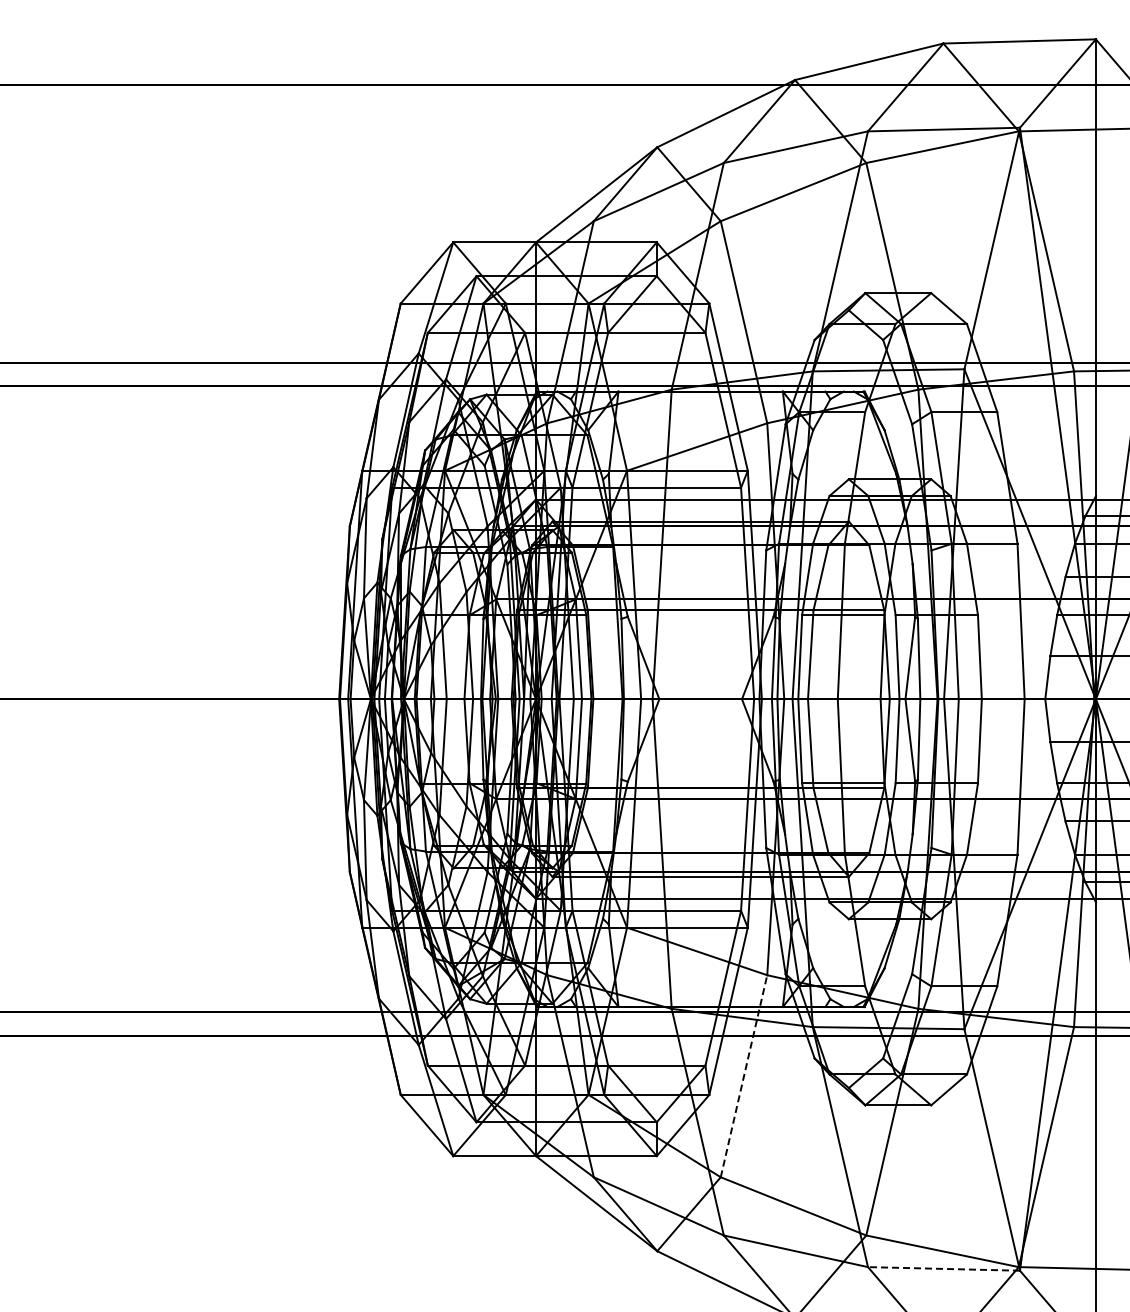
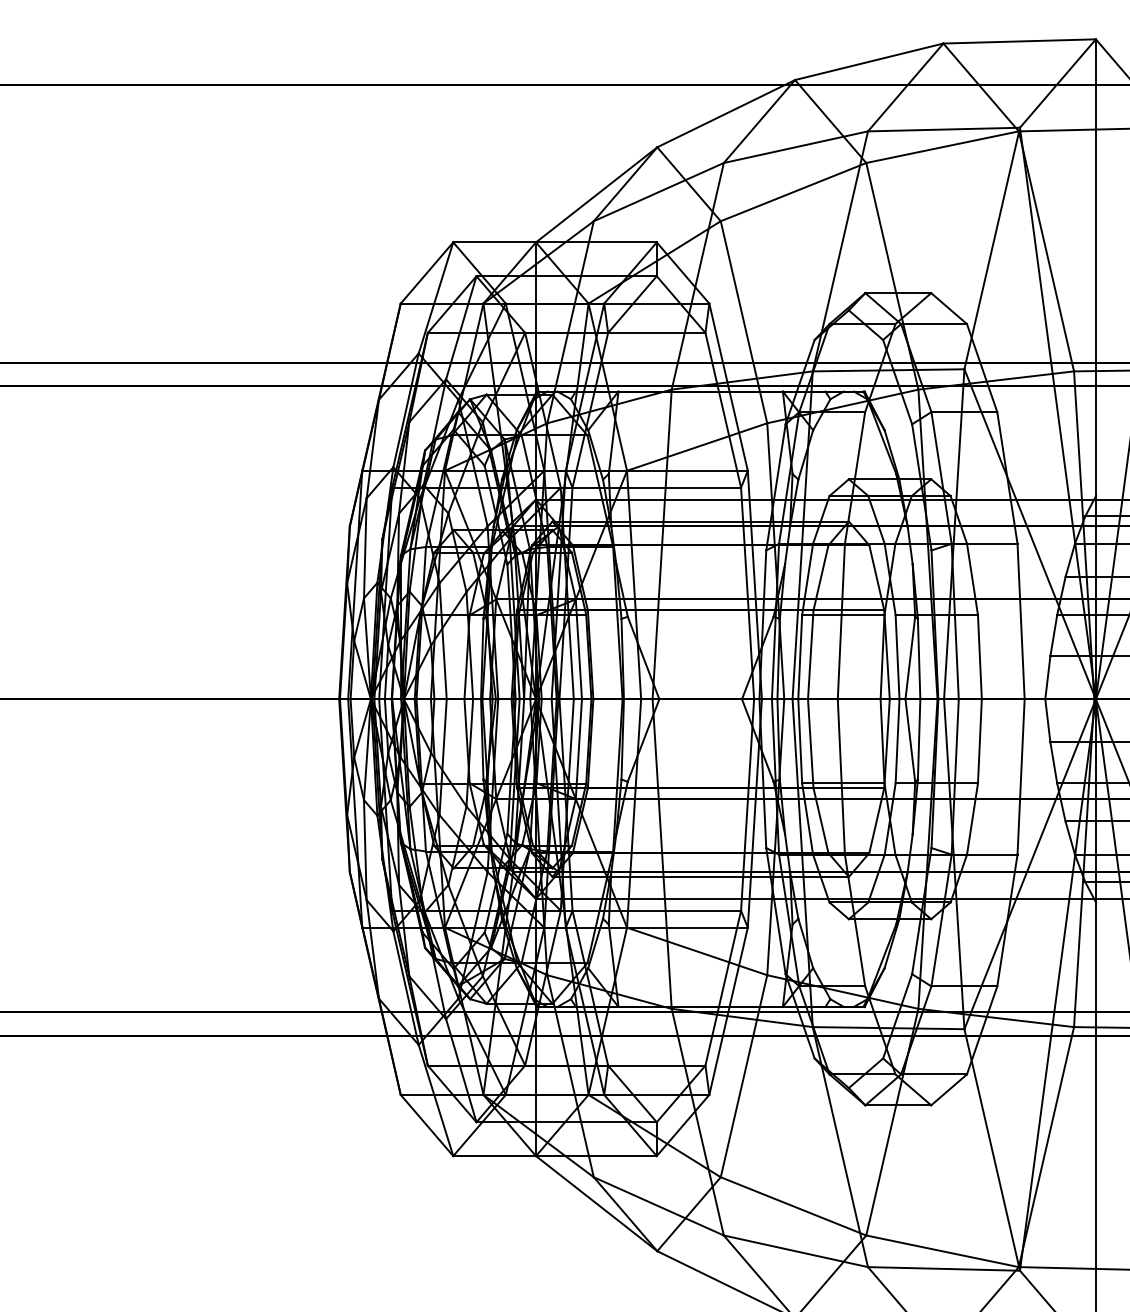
line: dashed -> solid (744, 1076)
line: dashed -> solid (943, 1268)
